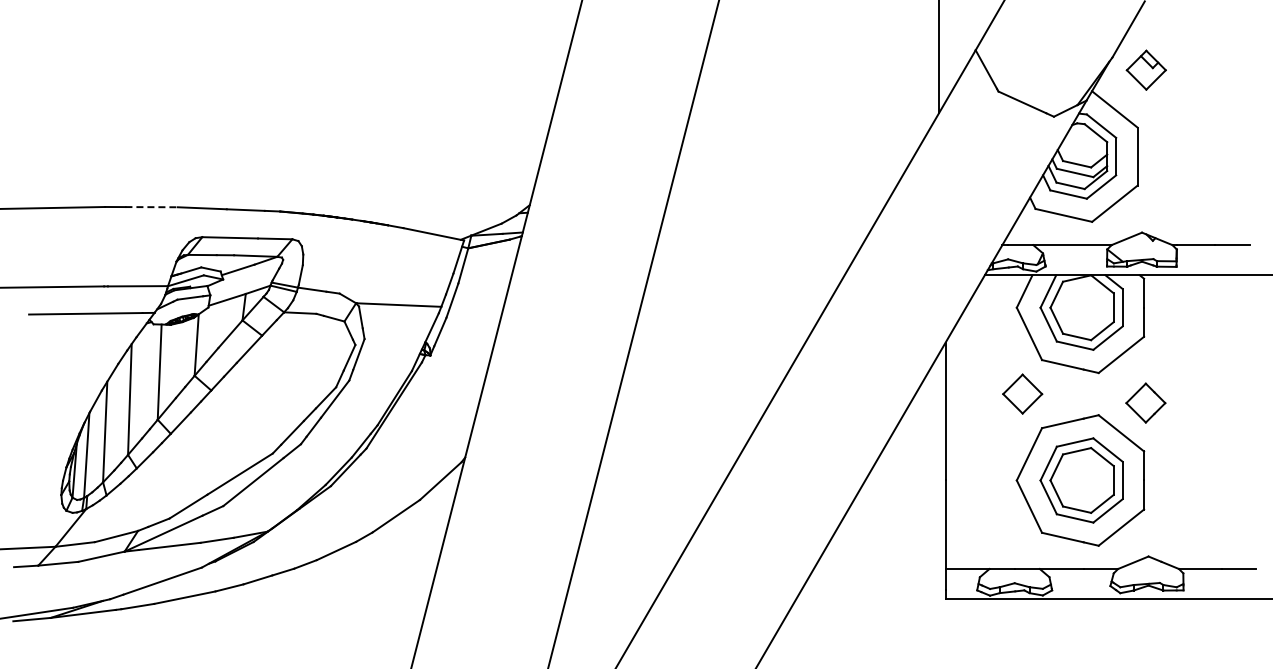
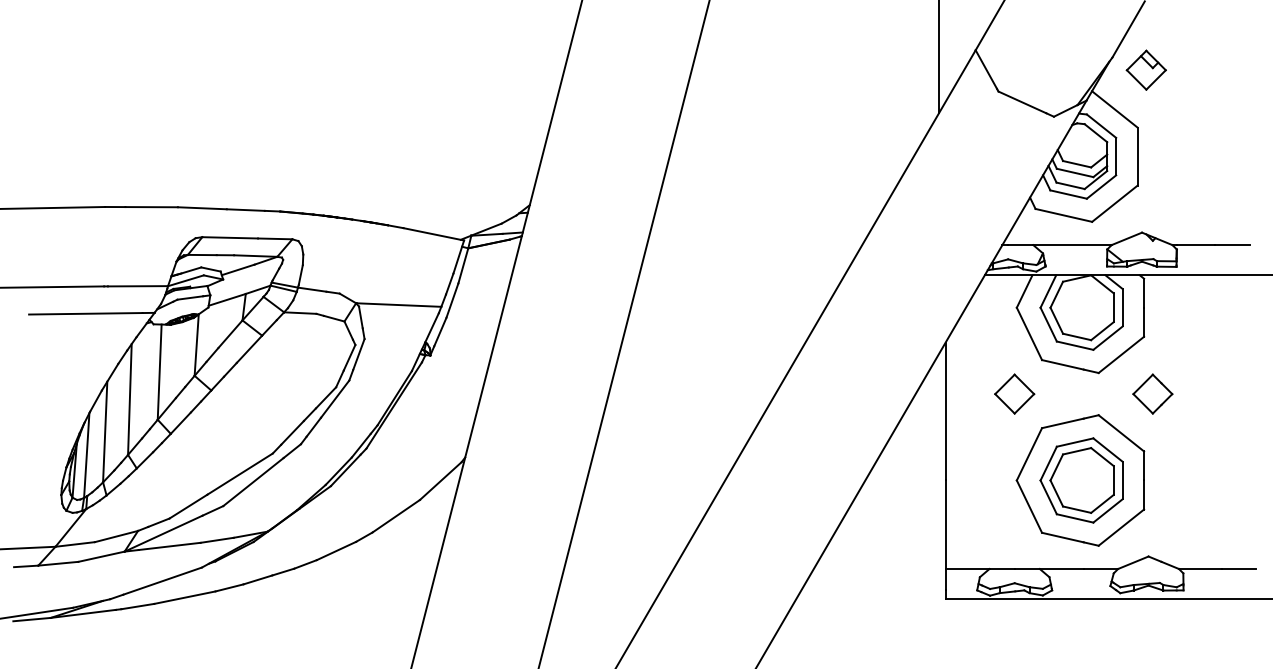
line: dashed -> solid (152, 207)
line position: (633, 333) -> (623, 333) (623, 333)
part position: (1022, 393) -> (1014, 393) (1014, 393)
part position: (1145, 402) -> (1152, 393) (1152, 393)
